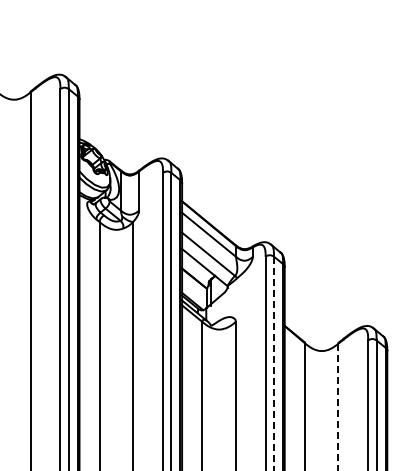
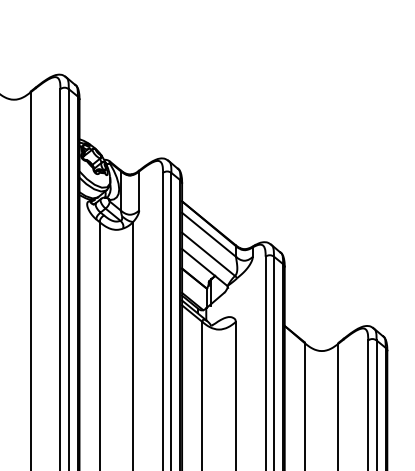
line: dashed -> solid (274, 363)
line: dashed -> solid (338, 407)
